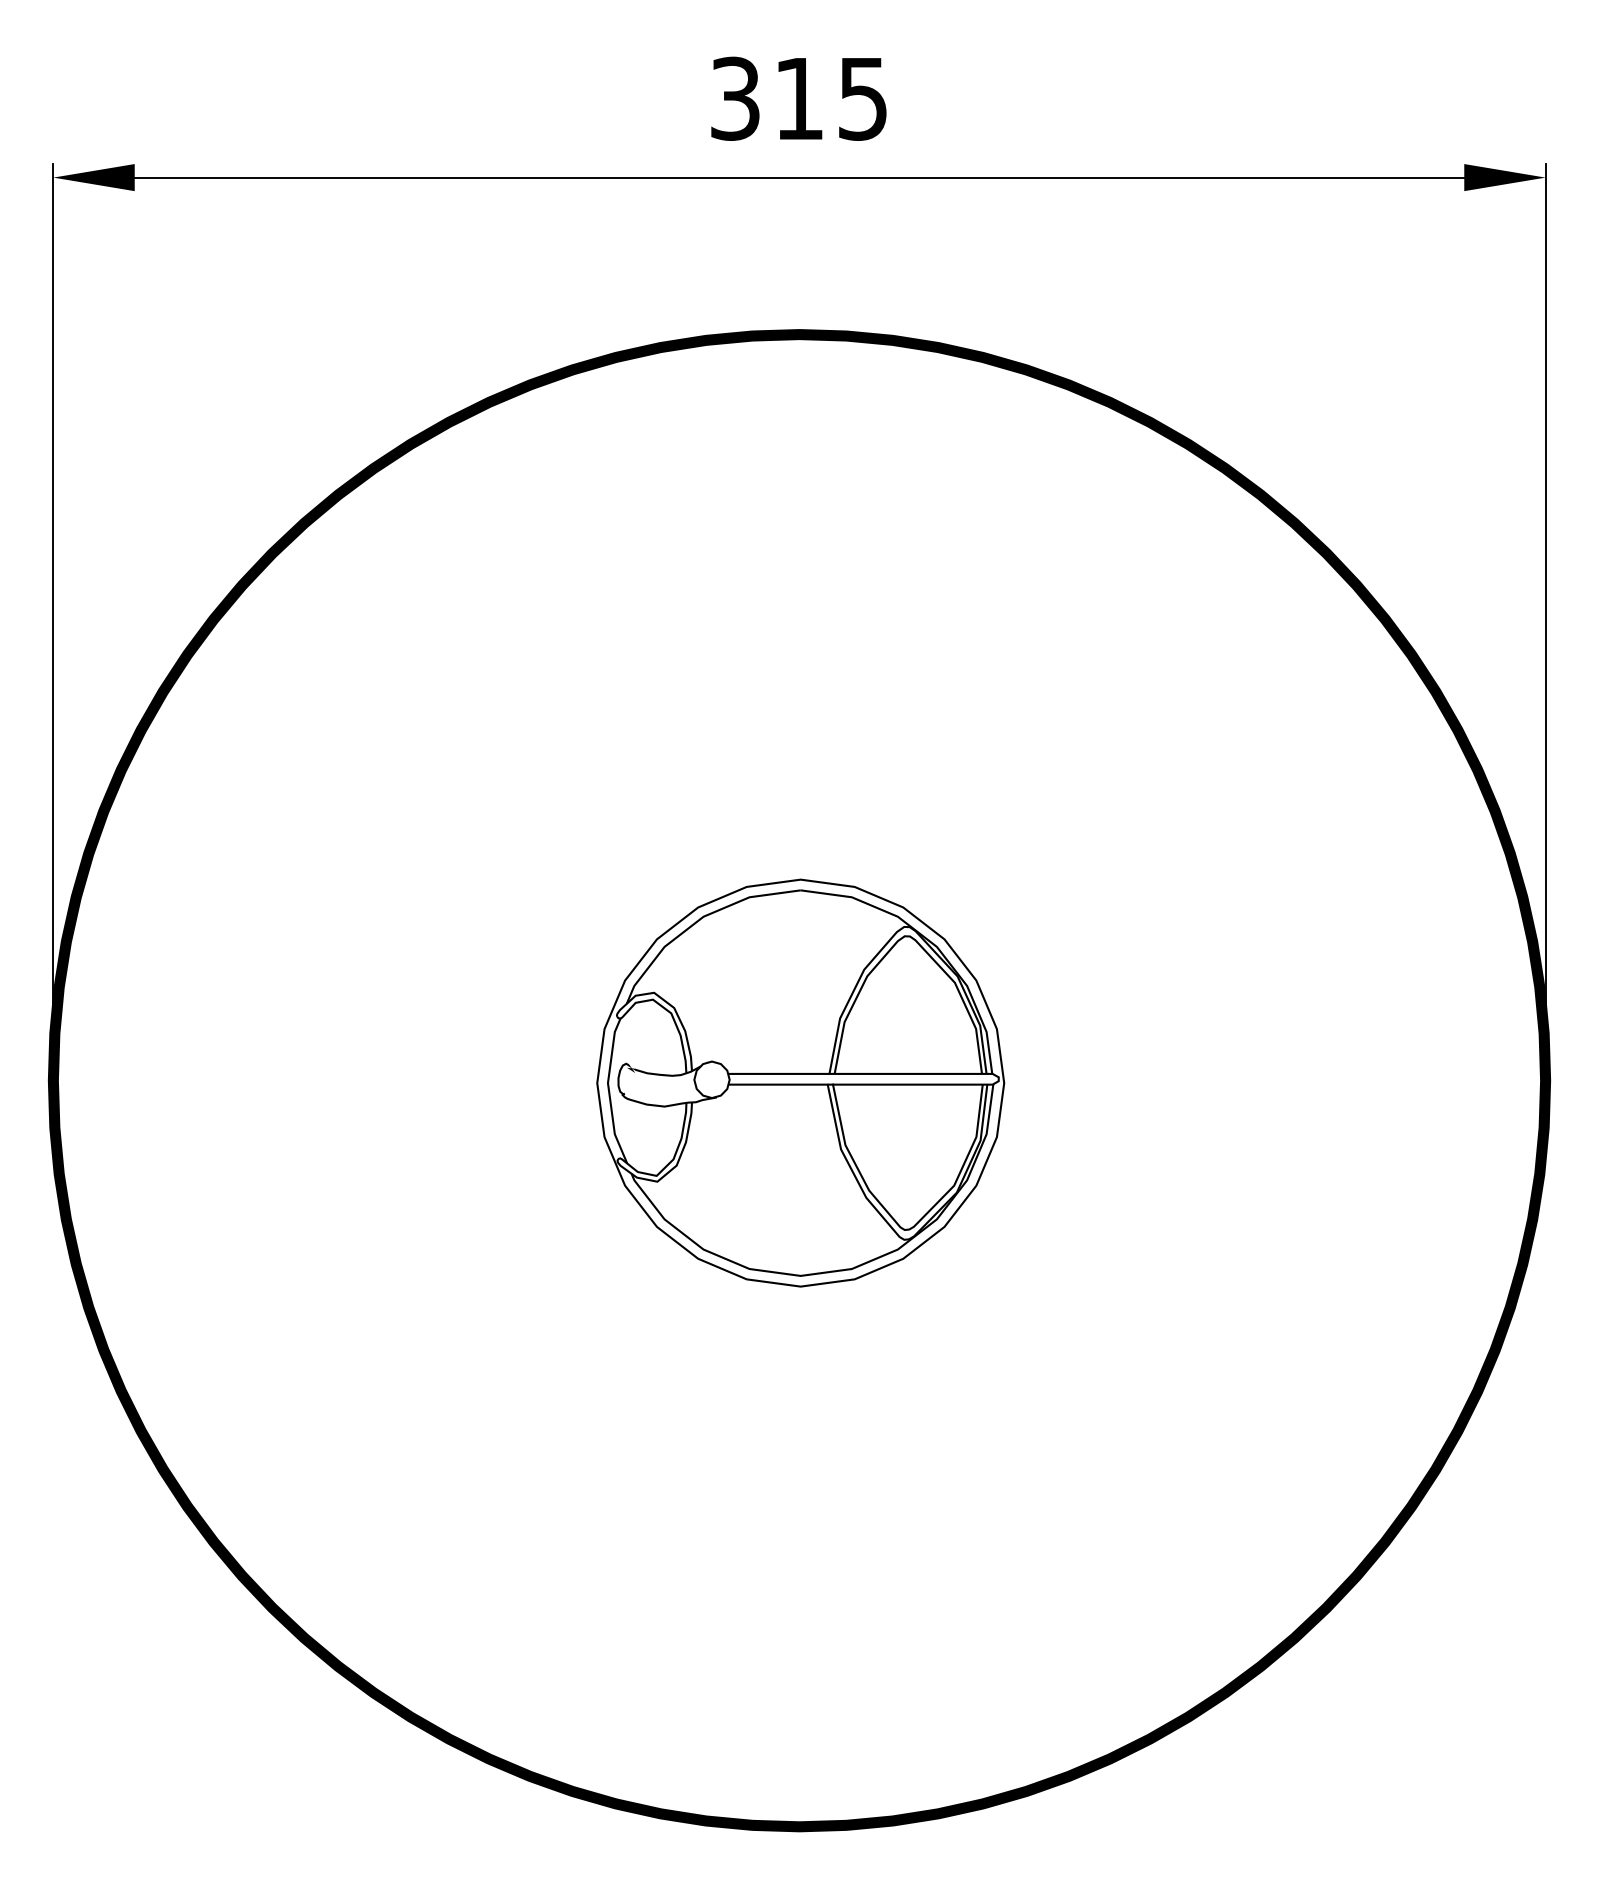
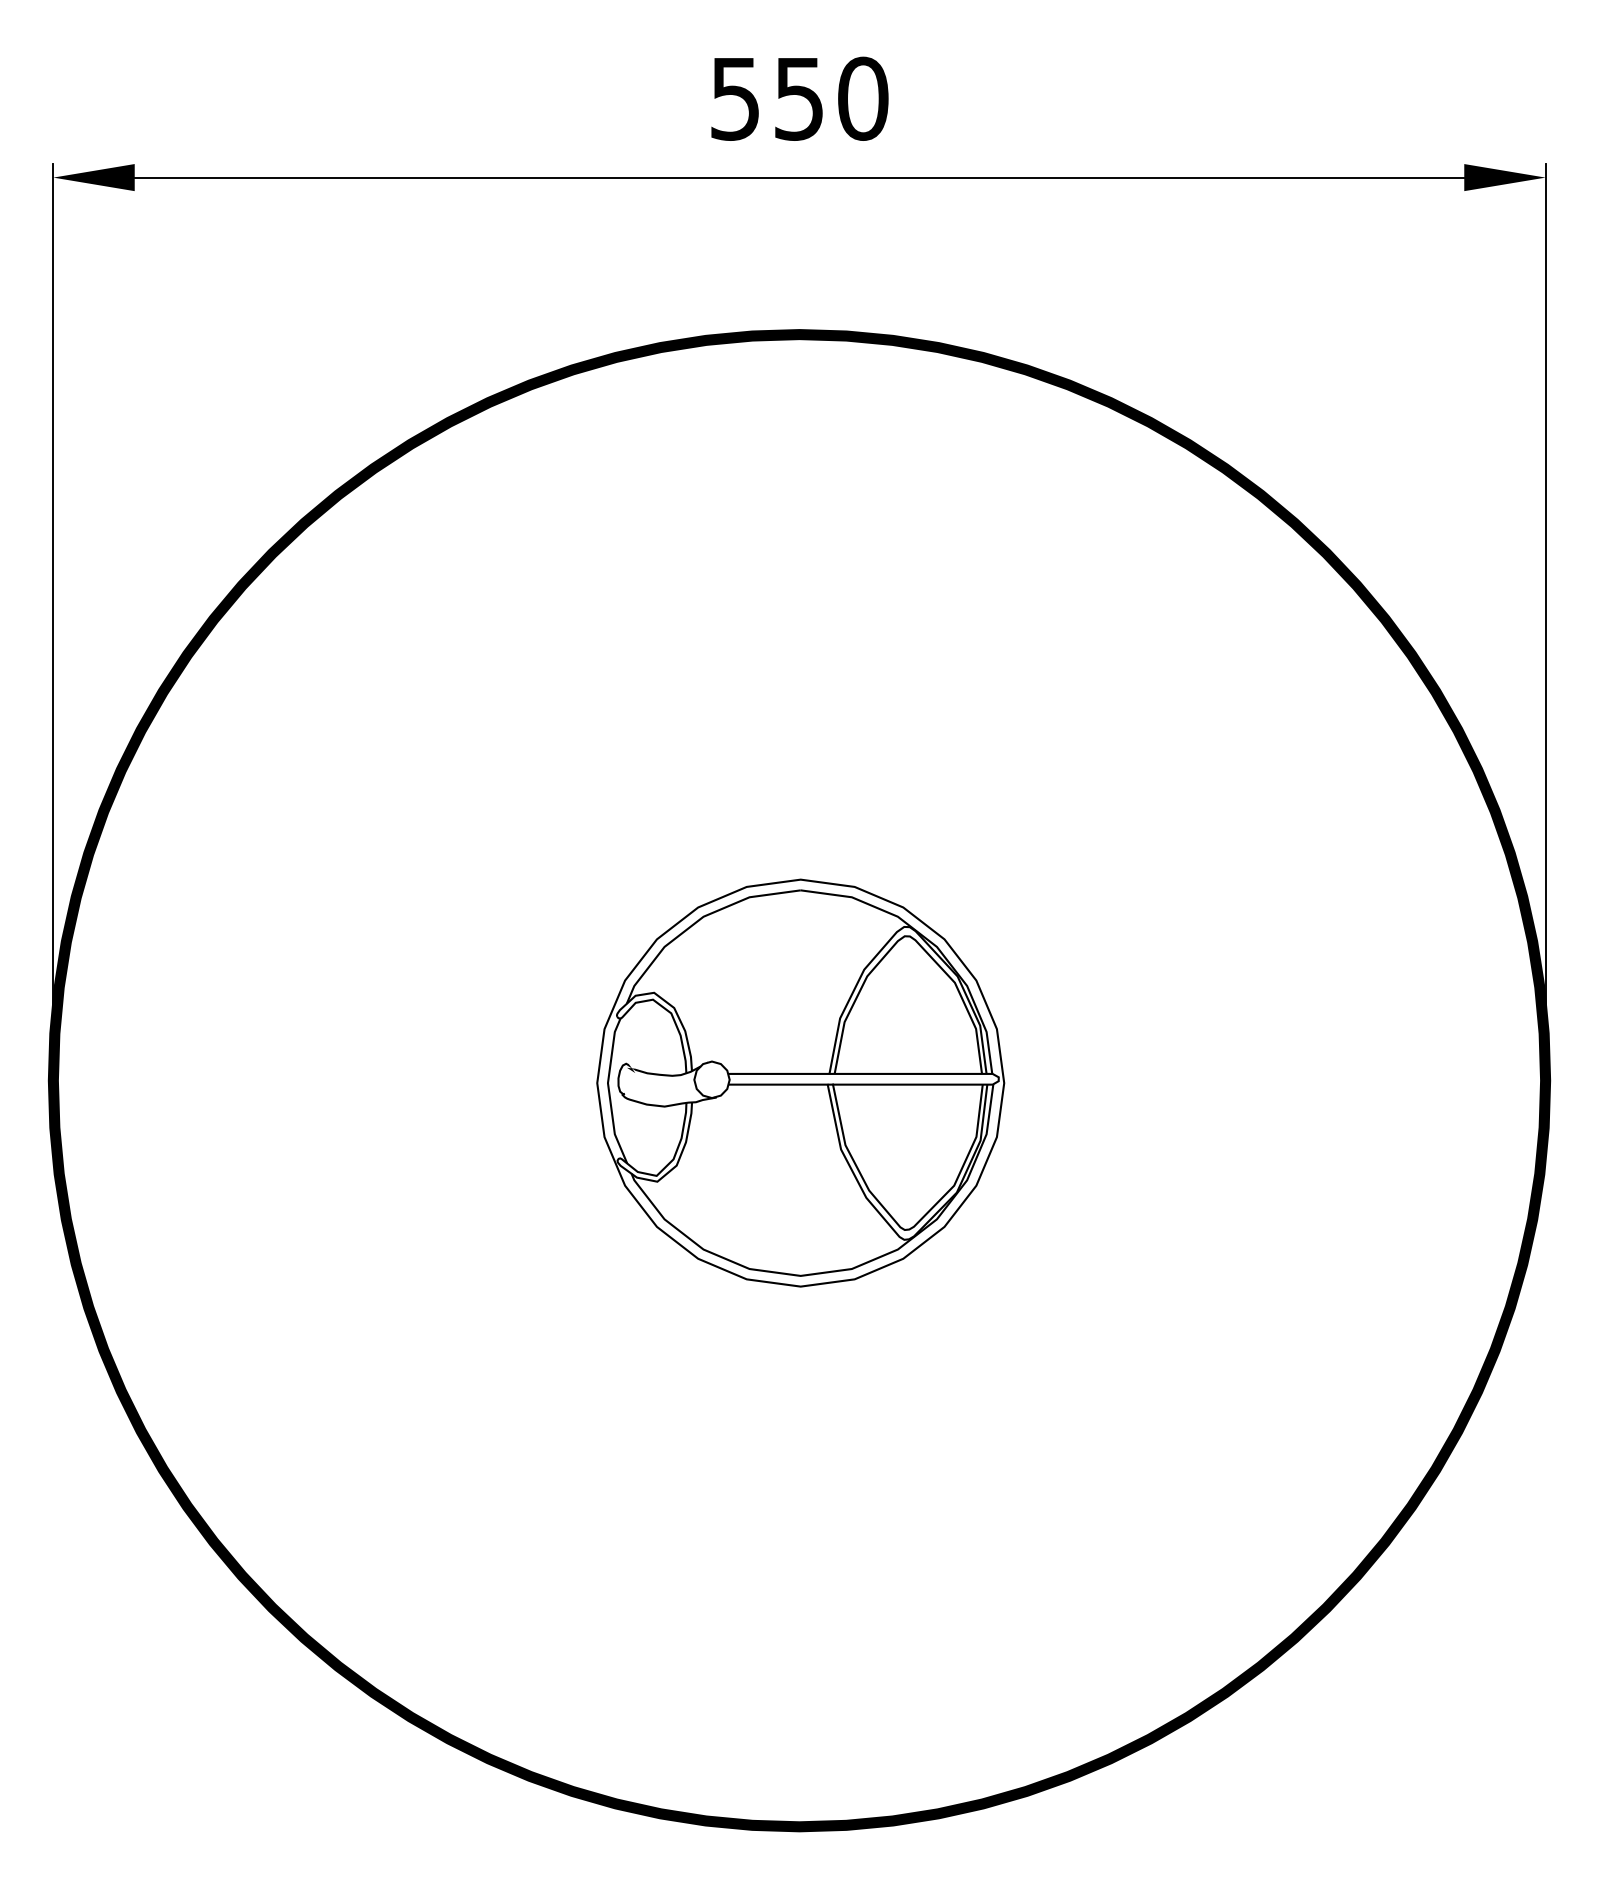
text: 315 -> 550 (799, 98)
